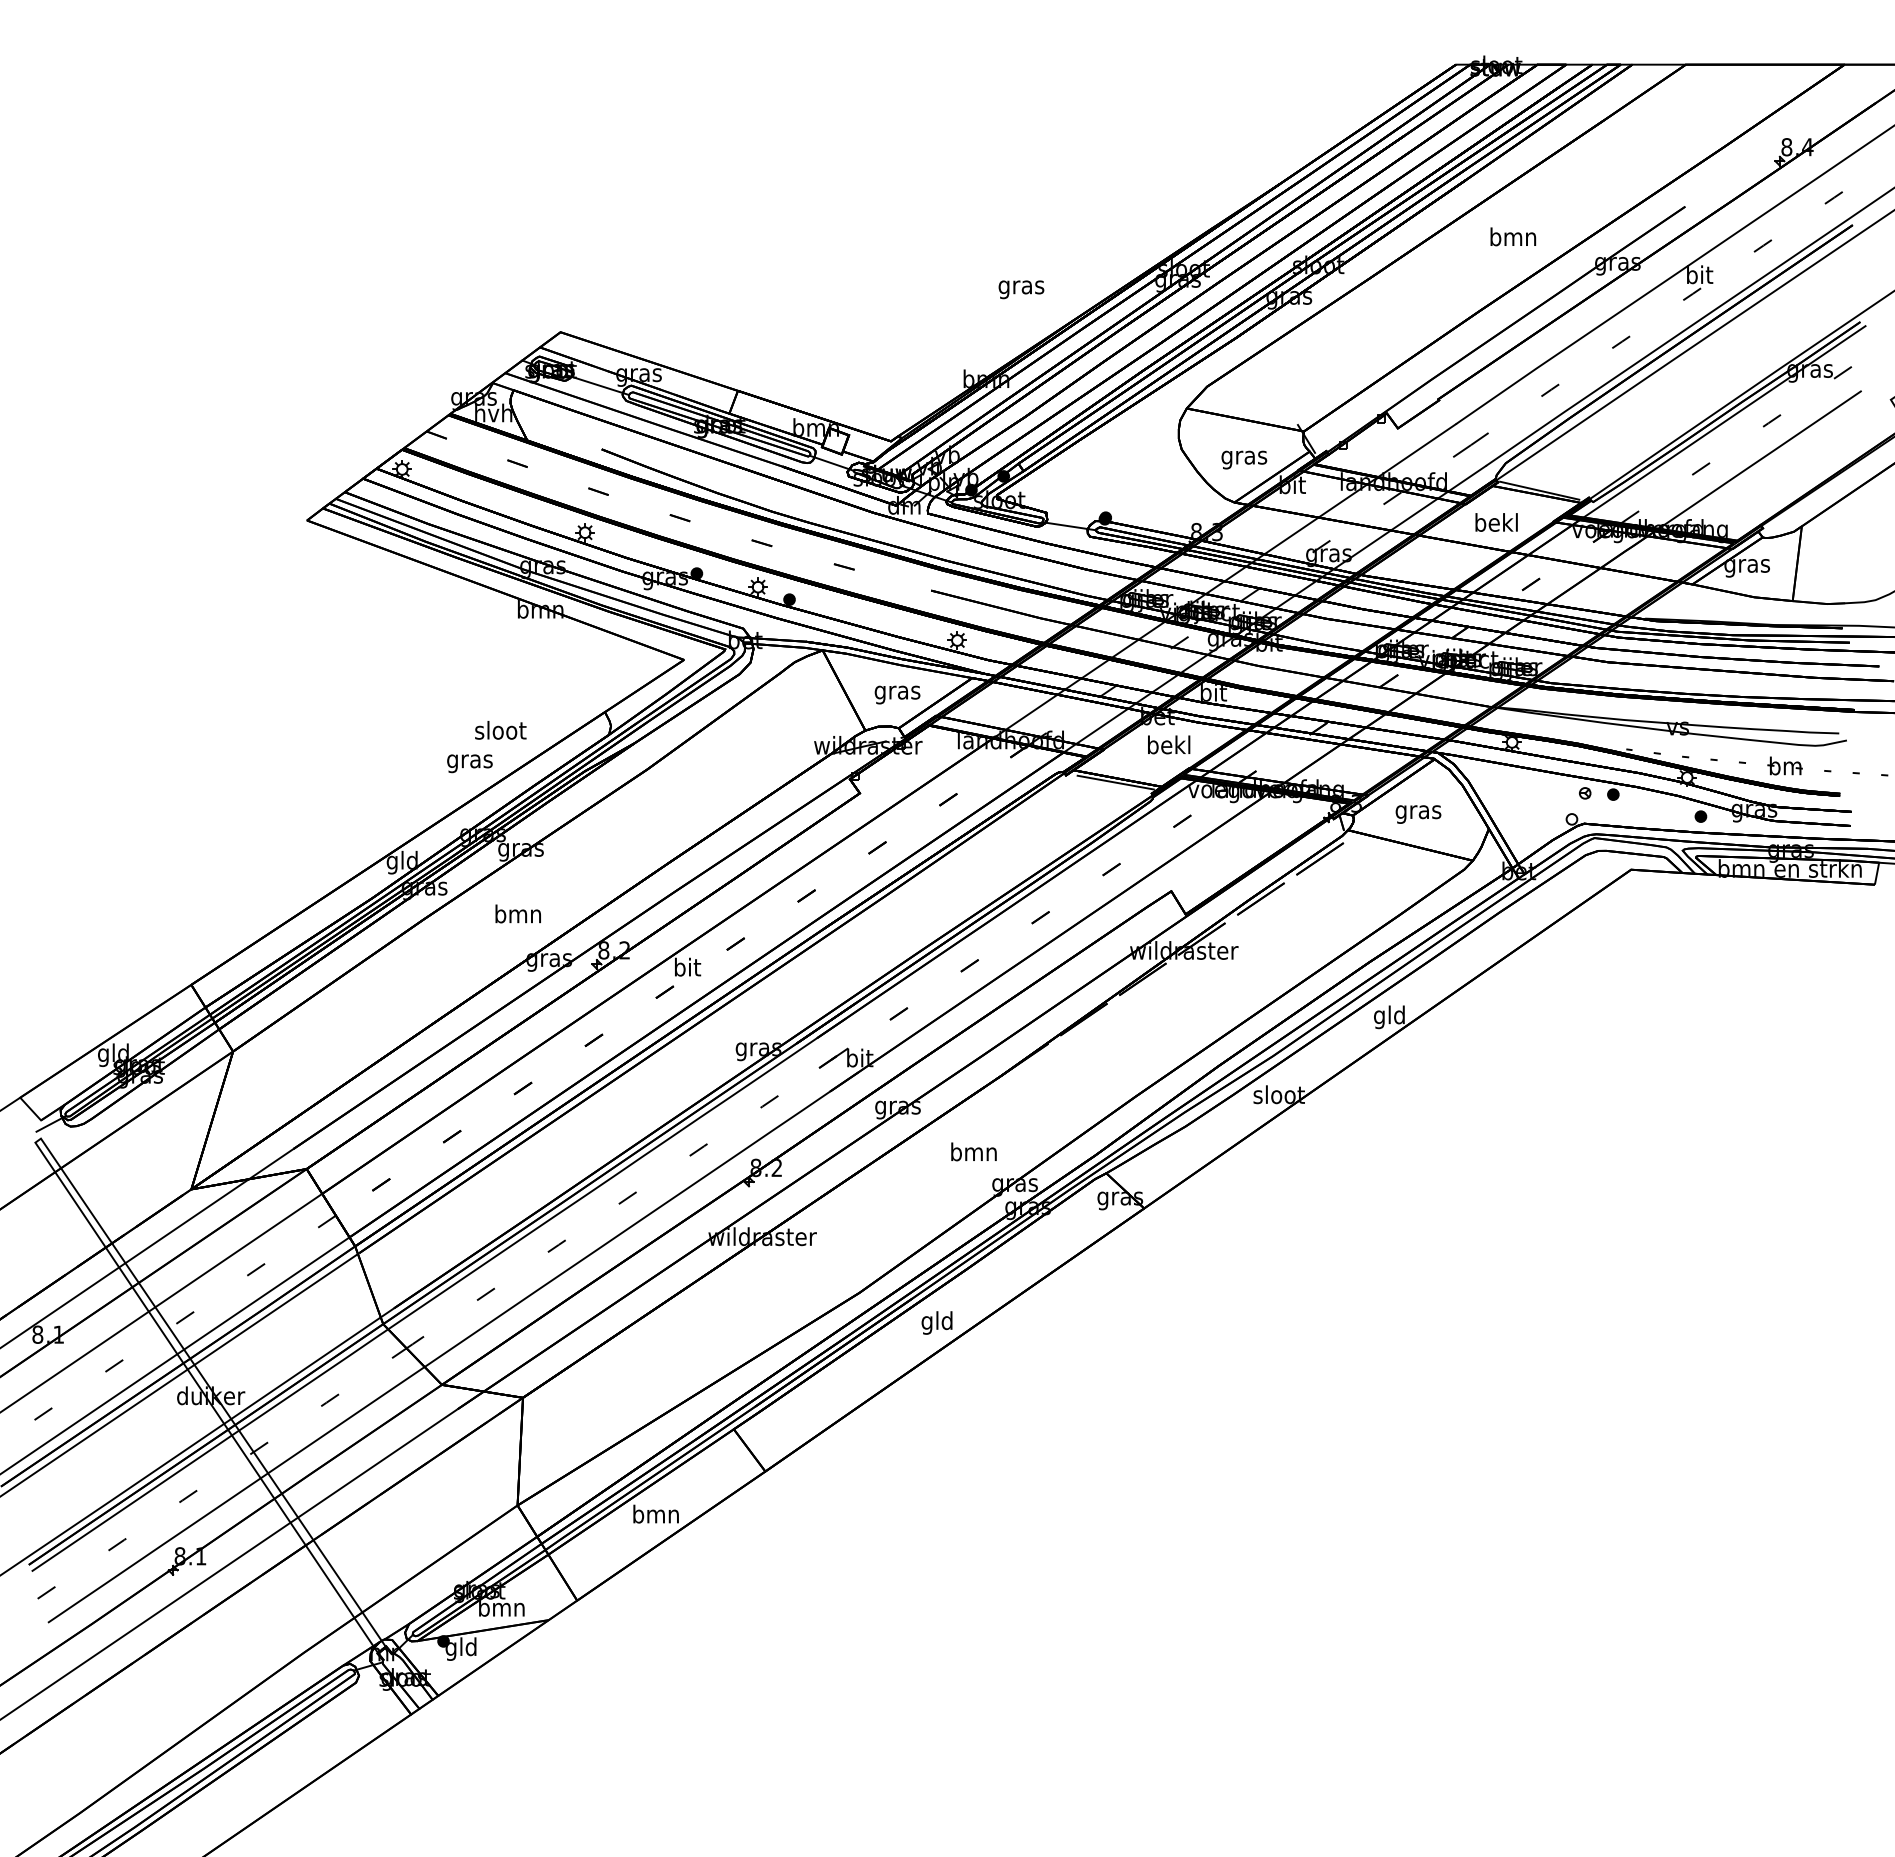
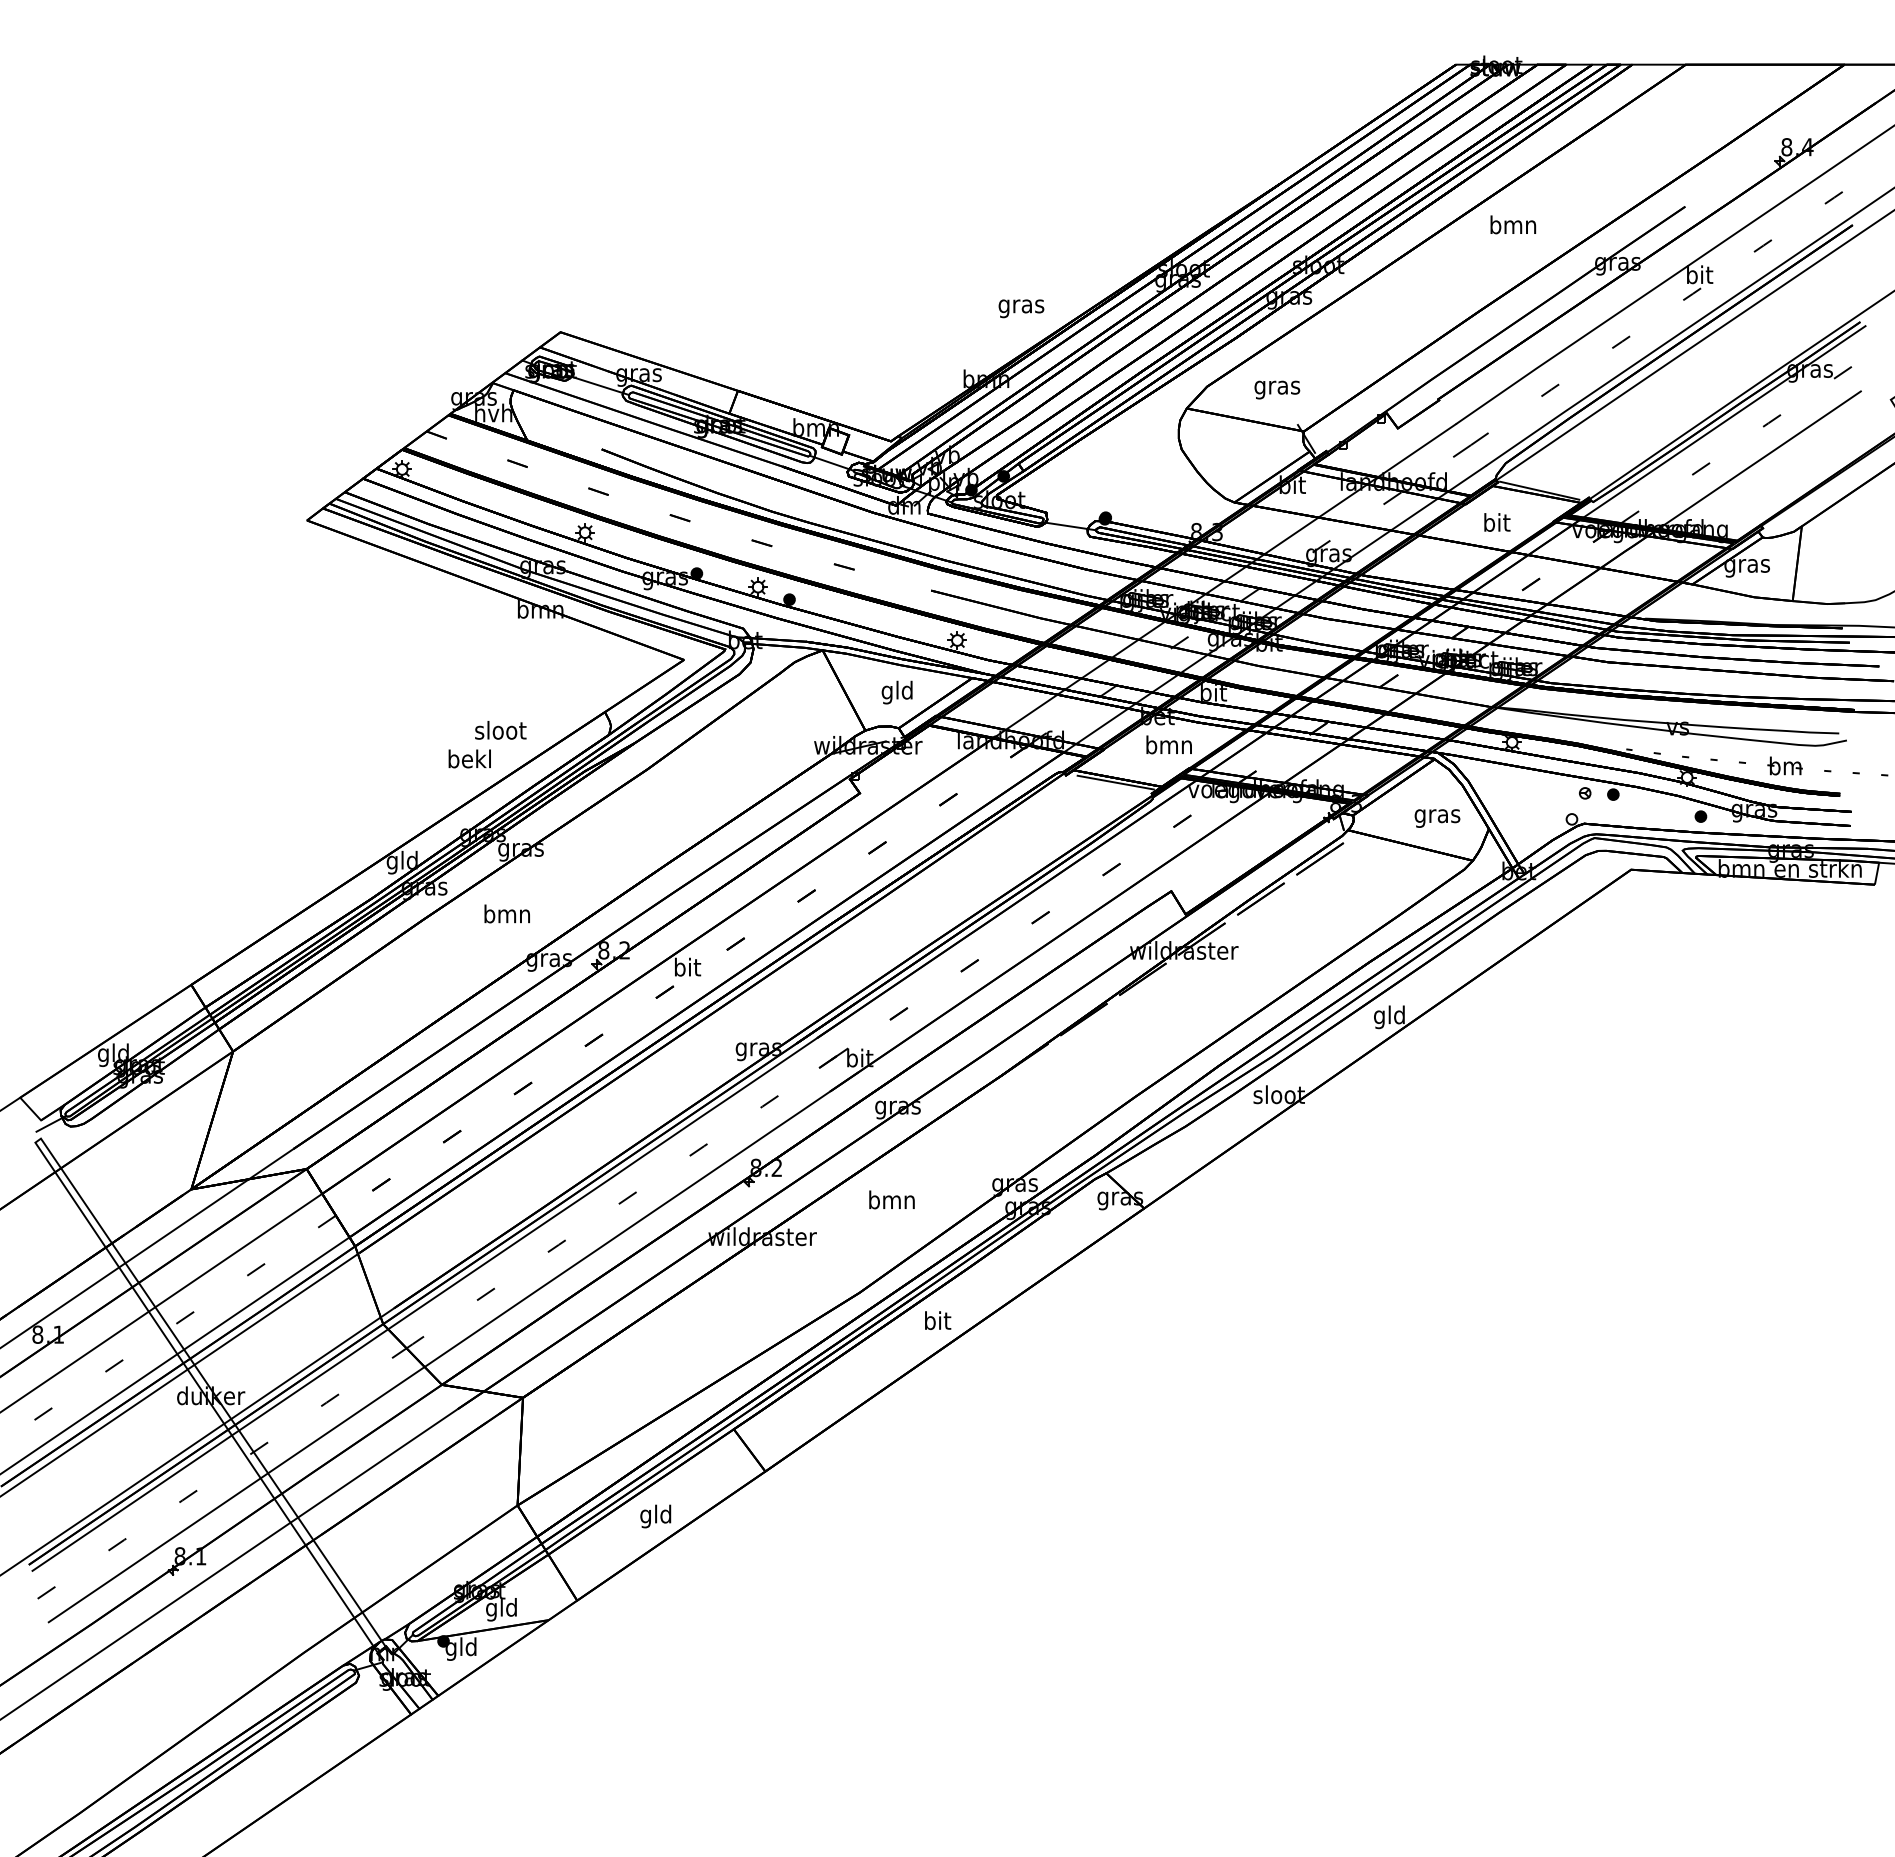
text position: (1513, 236) -> (1513, 224) (1513, 224)
text position: (1021, 289) -> (1021, 308) (1021, 308)
text position: (1244, 459) -> (1277, 389) (1277, 389)
text: bekl -> bit (1496, 522)
text: gras -> gld (897, 692)
text: bekl -> bmn (1168, 744)
text: gras -> bekl (469, 761)
text position: (1418, 814) -> (1437, 818) (1437, 818)
text position: (517, 913) -> (506, 913) (506, 913)
text position: (973, 1151) -> (891, 1199) (891, 1199)
text: gld -> bit (936, 1322)
text: bmn -> gld (655, 1516)
text: bmn -> gld (501, 1609)
